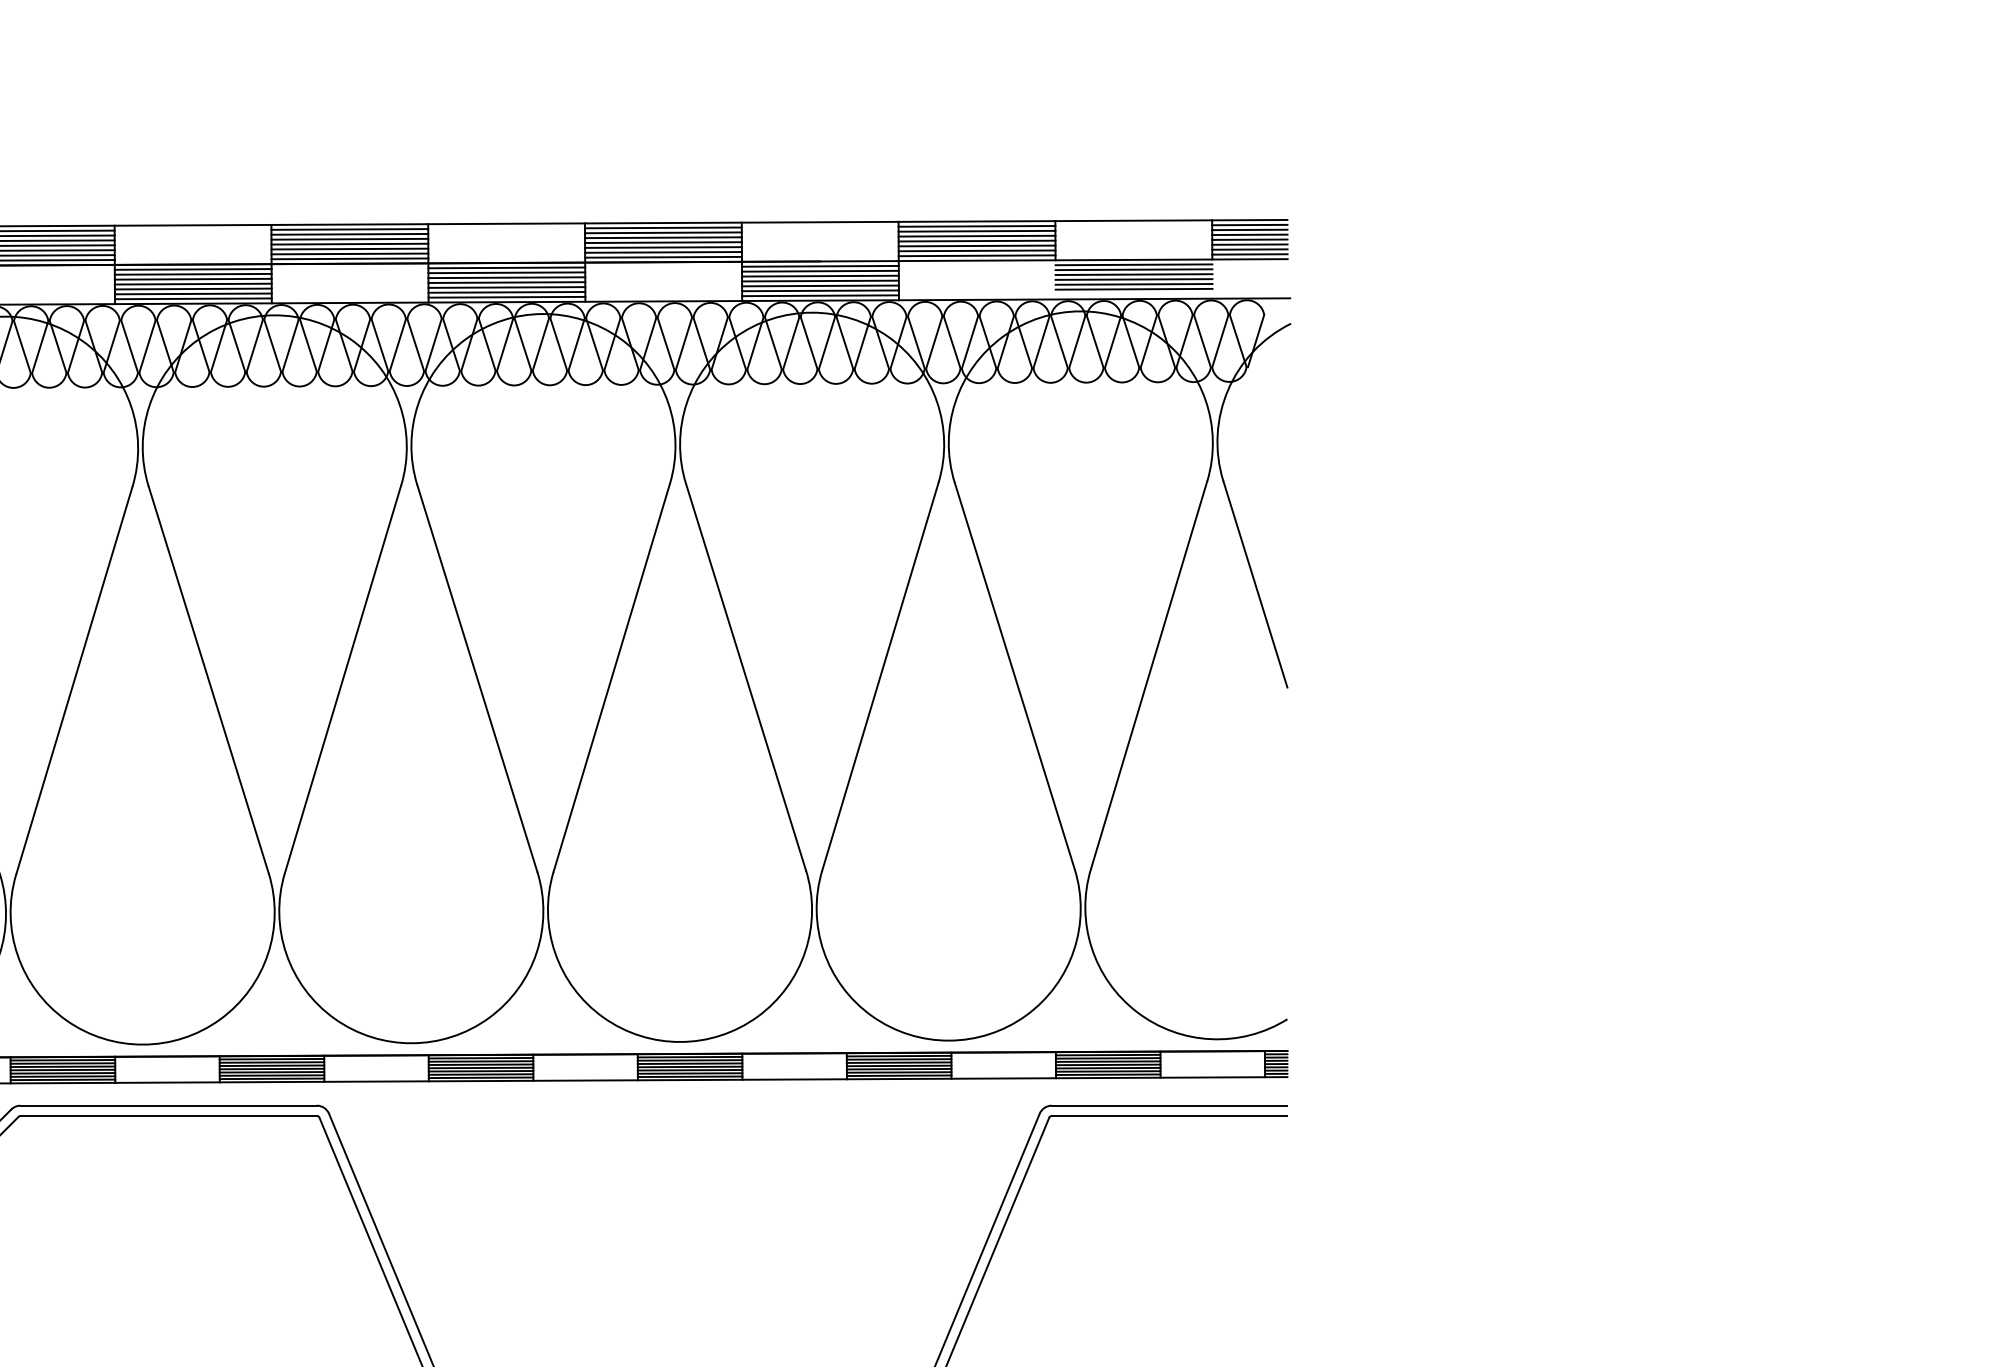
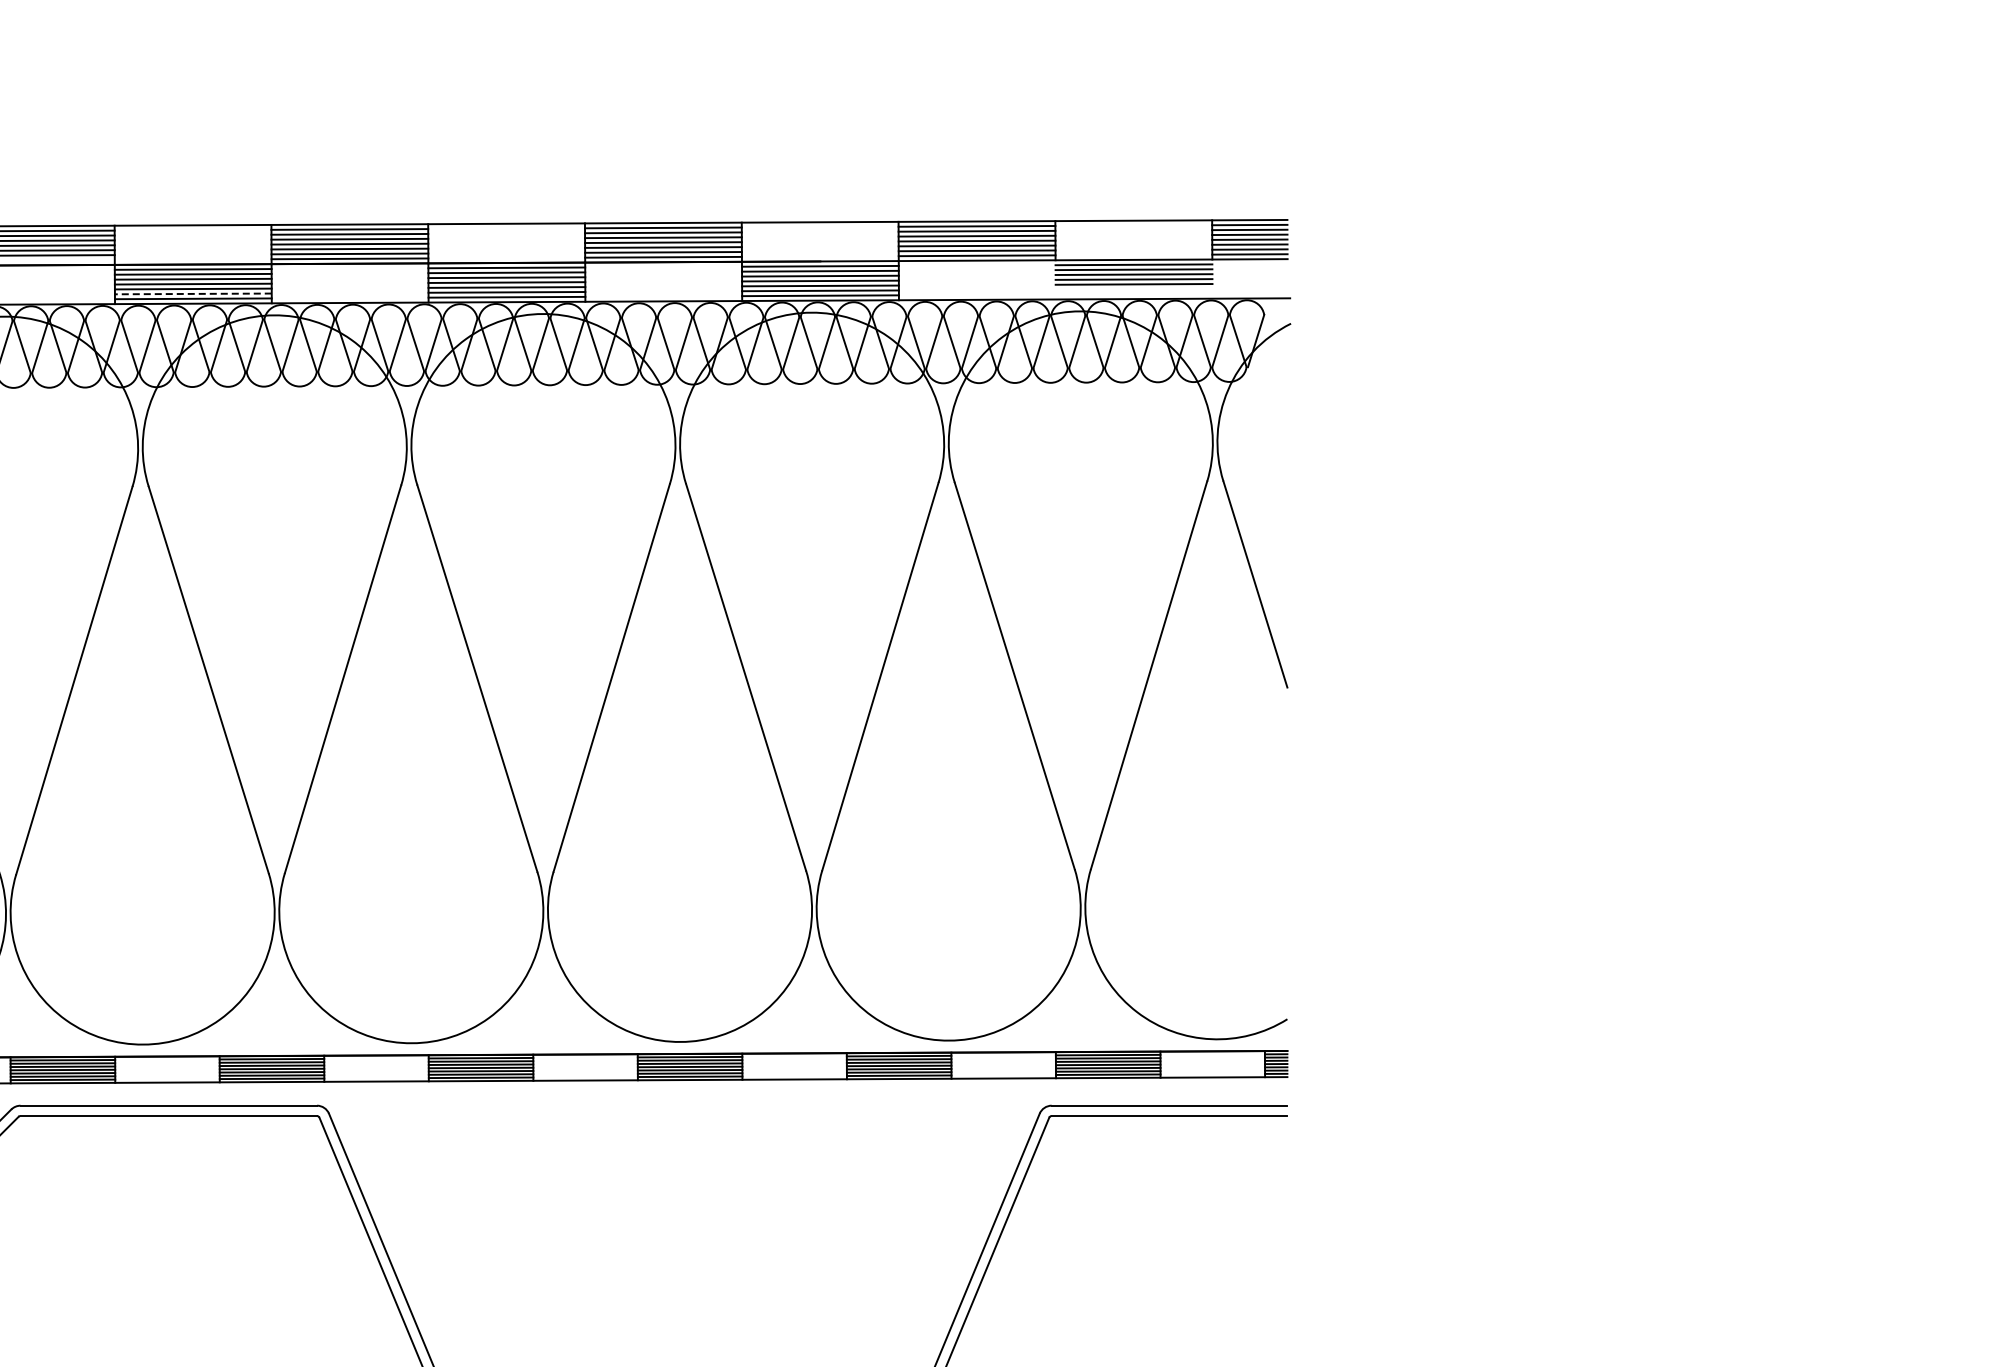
line: present -> none (58, 260)
line: present -> none (1133, 288)
line: solid -> dashed (192, 293)
